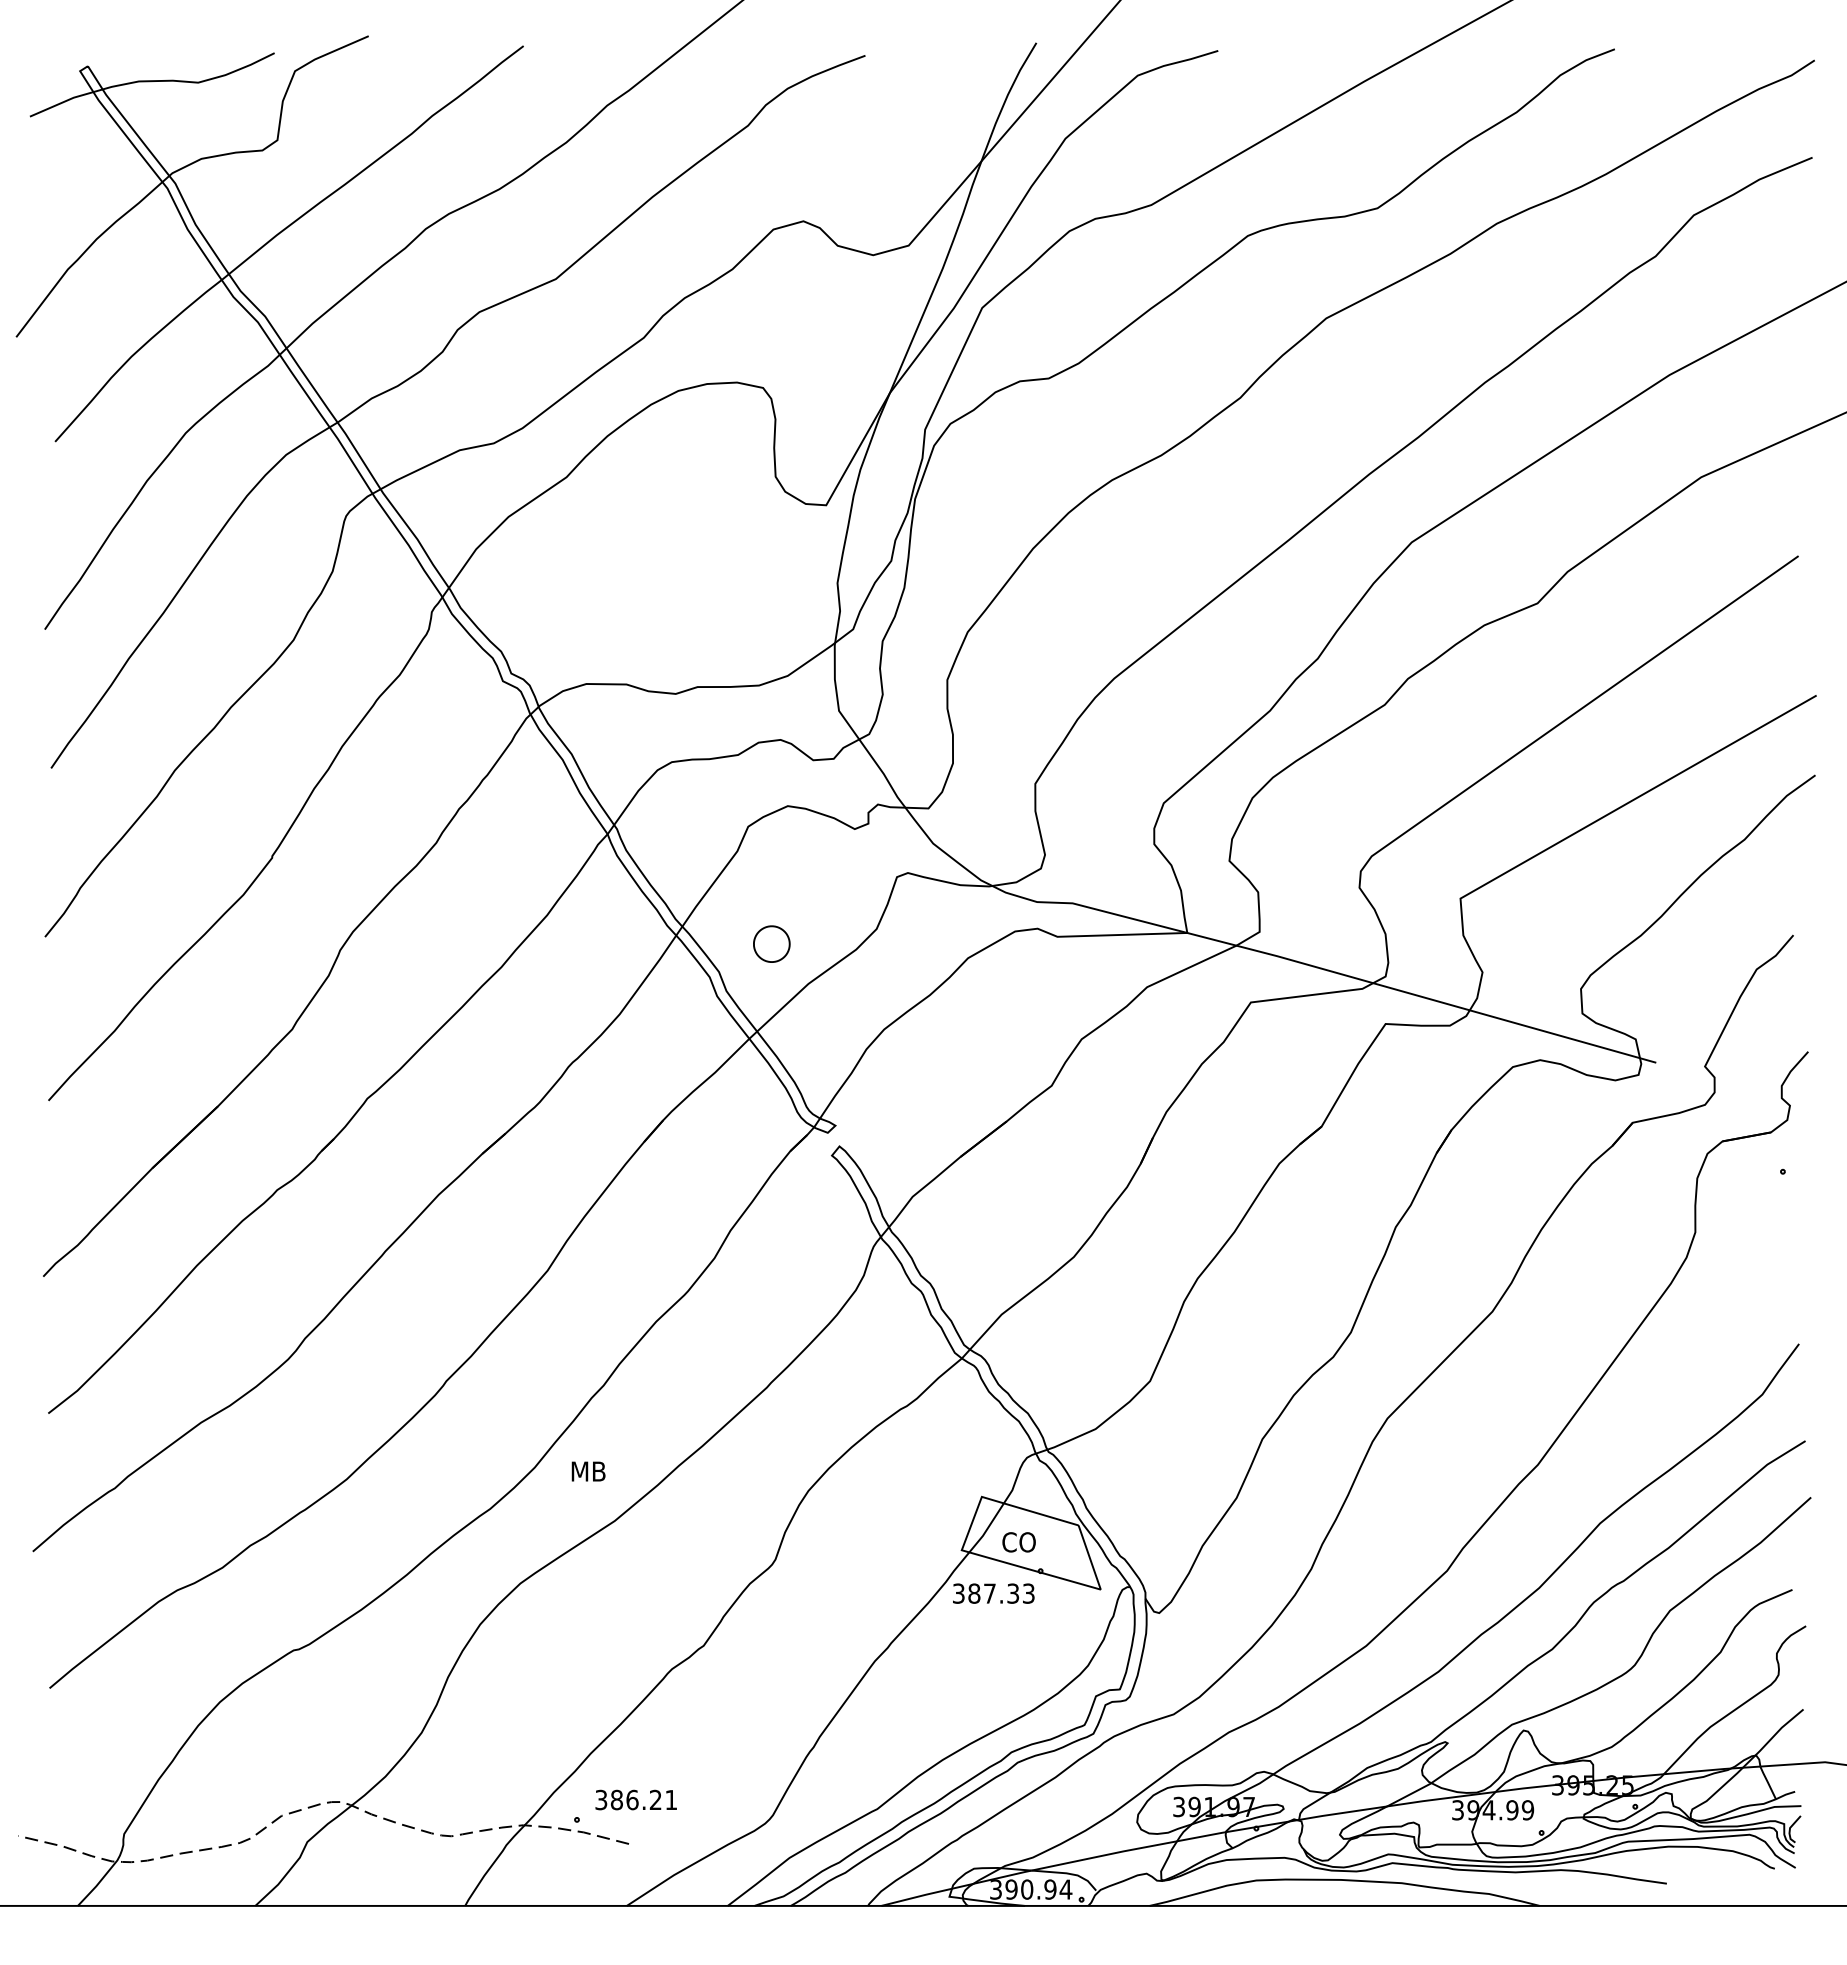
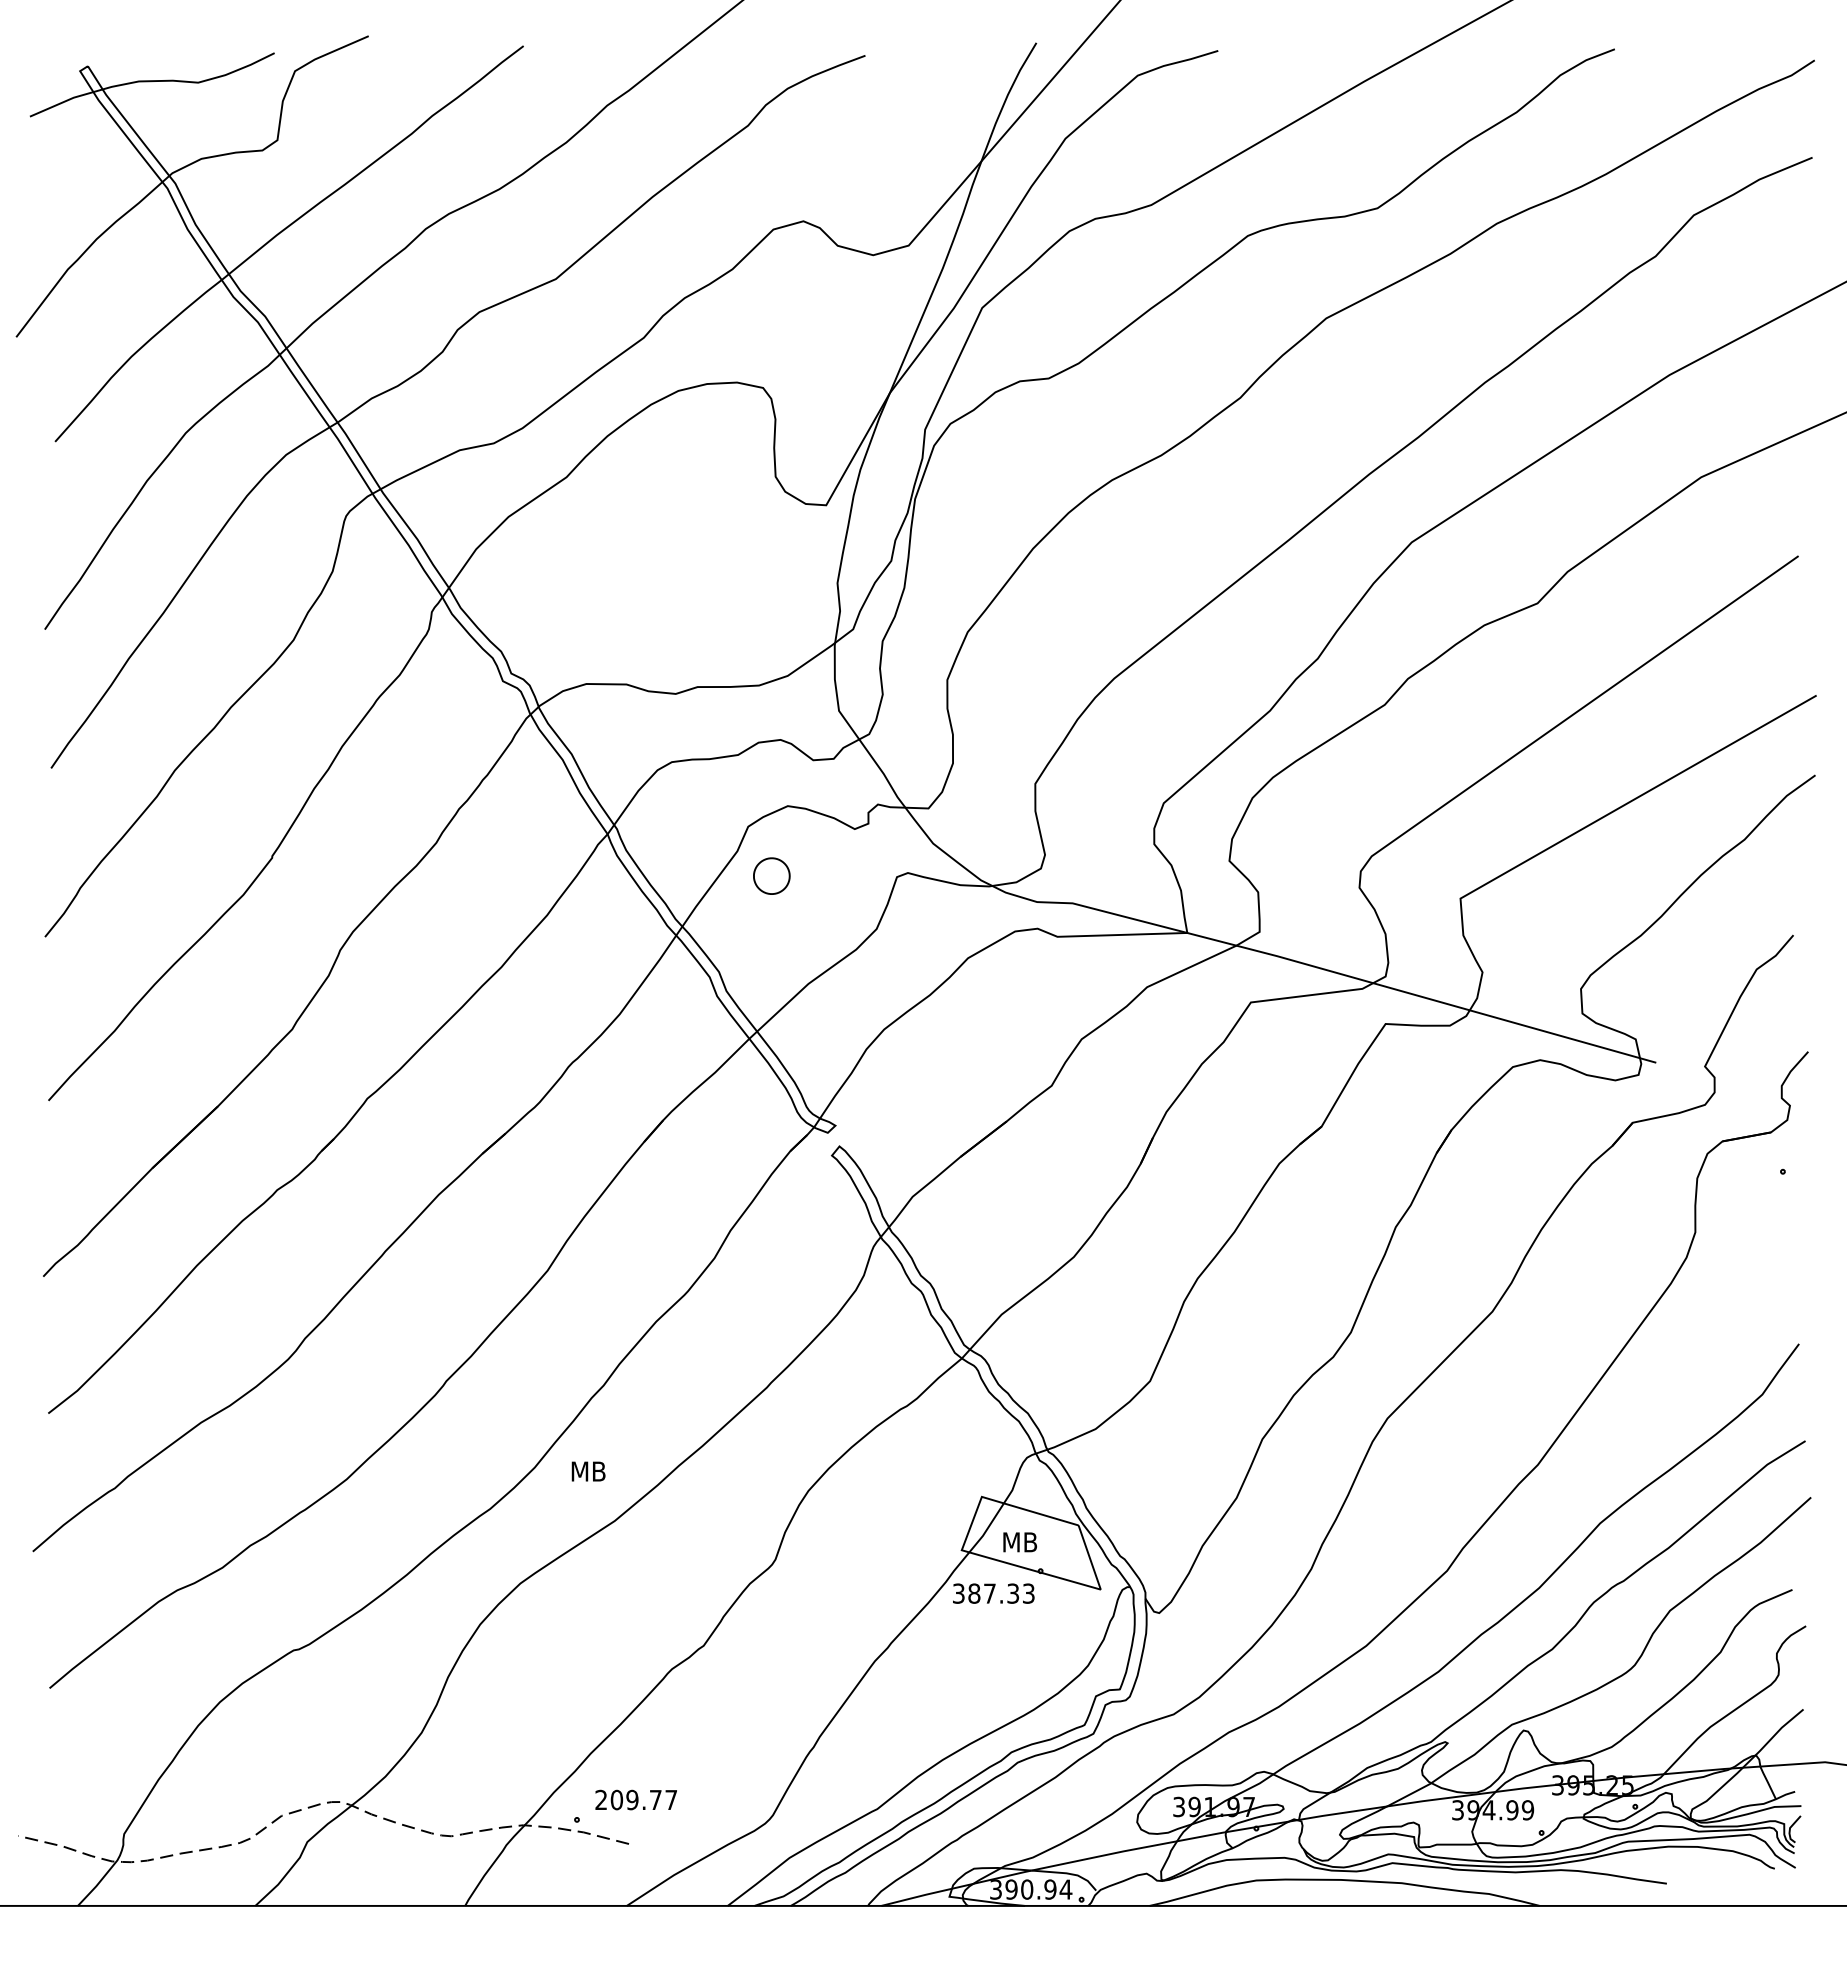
part position: (771, 943) -> (771, 875) (771, 875)
text: CO -> MB (1019, 1542)
text: 386.21 -> 209.77 (635, 1799)
